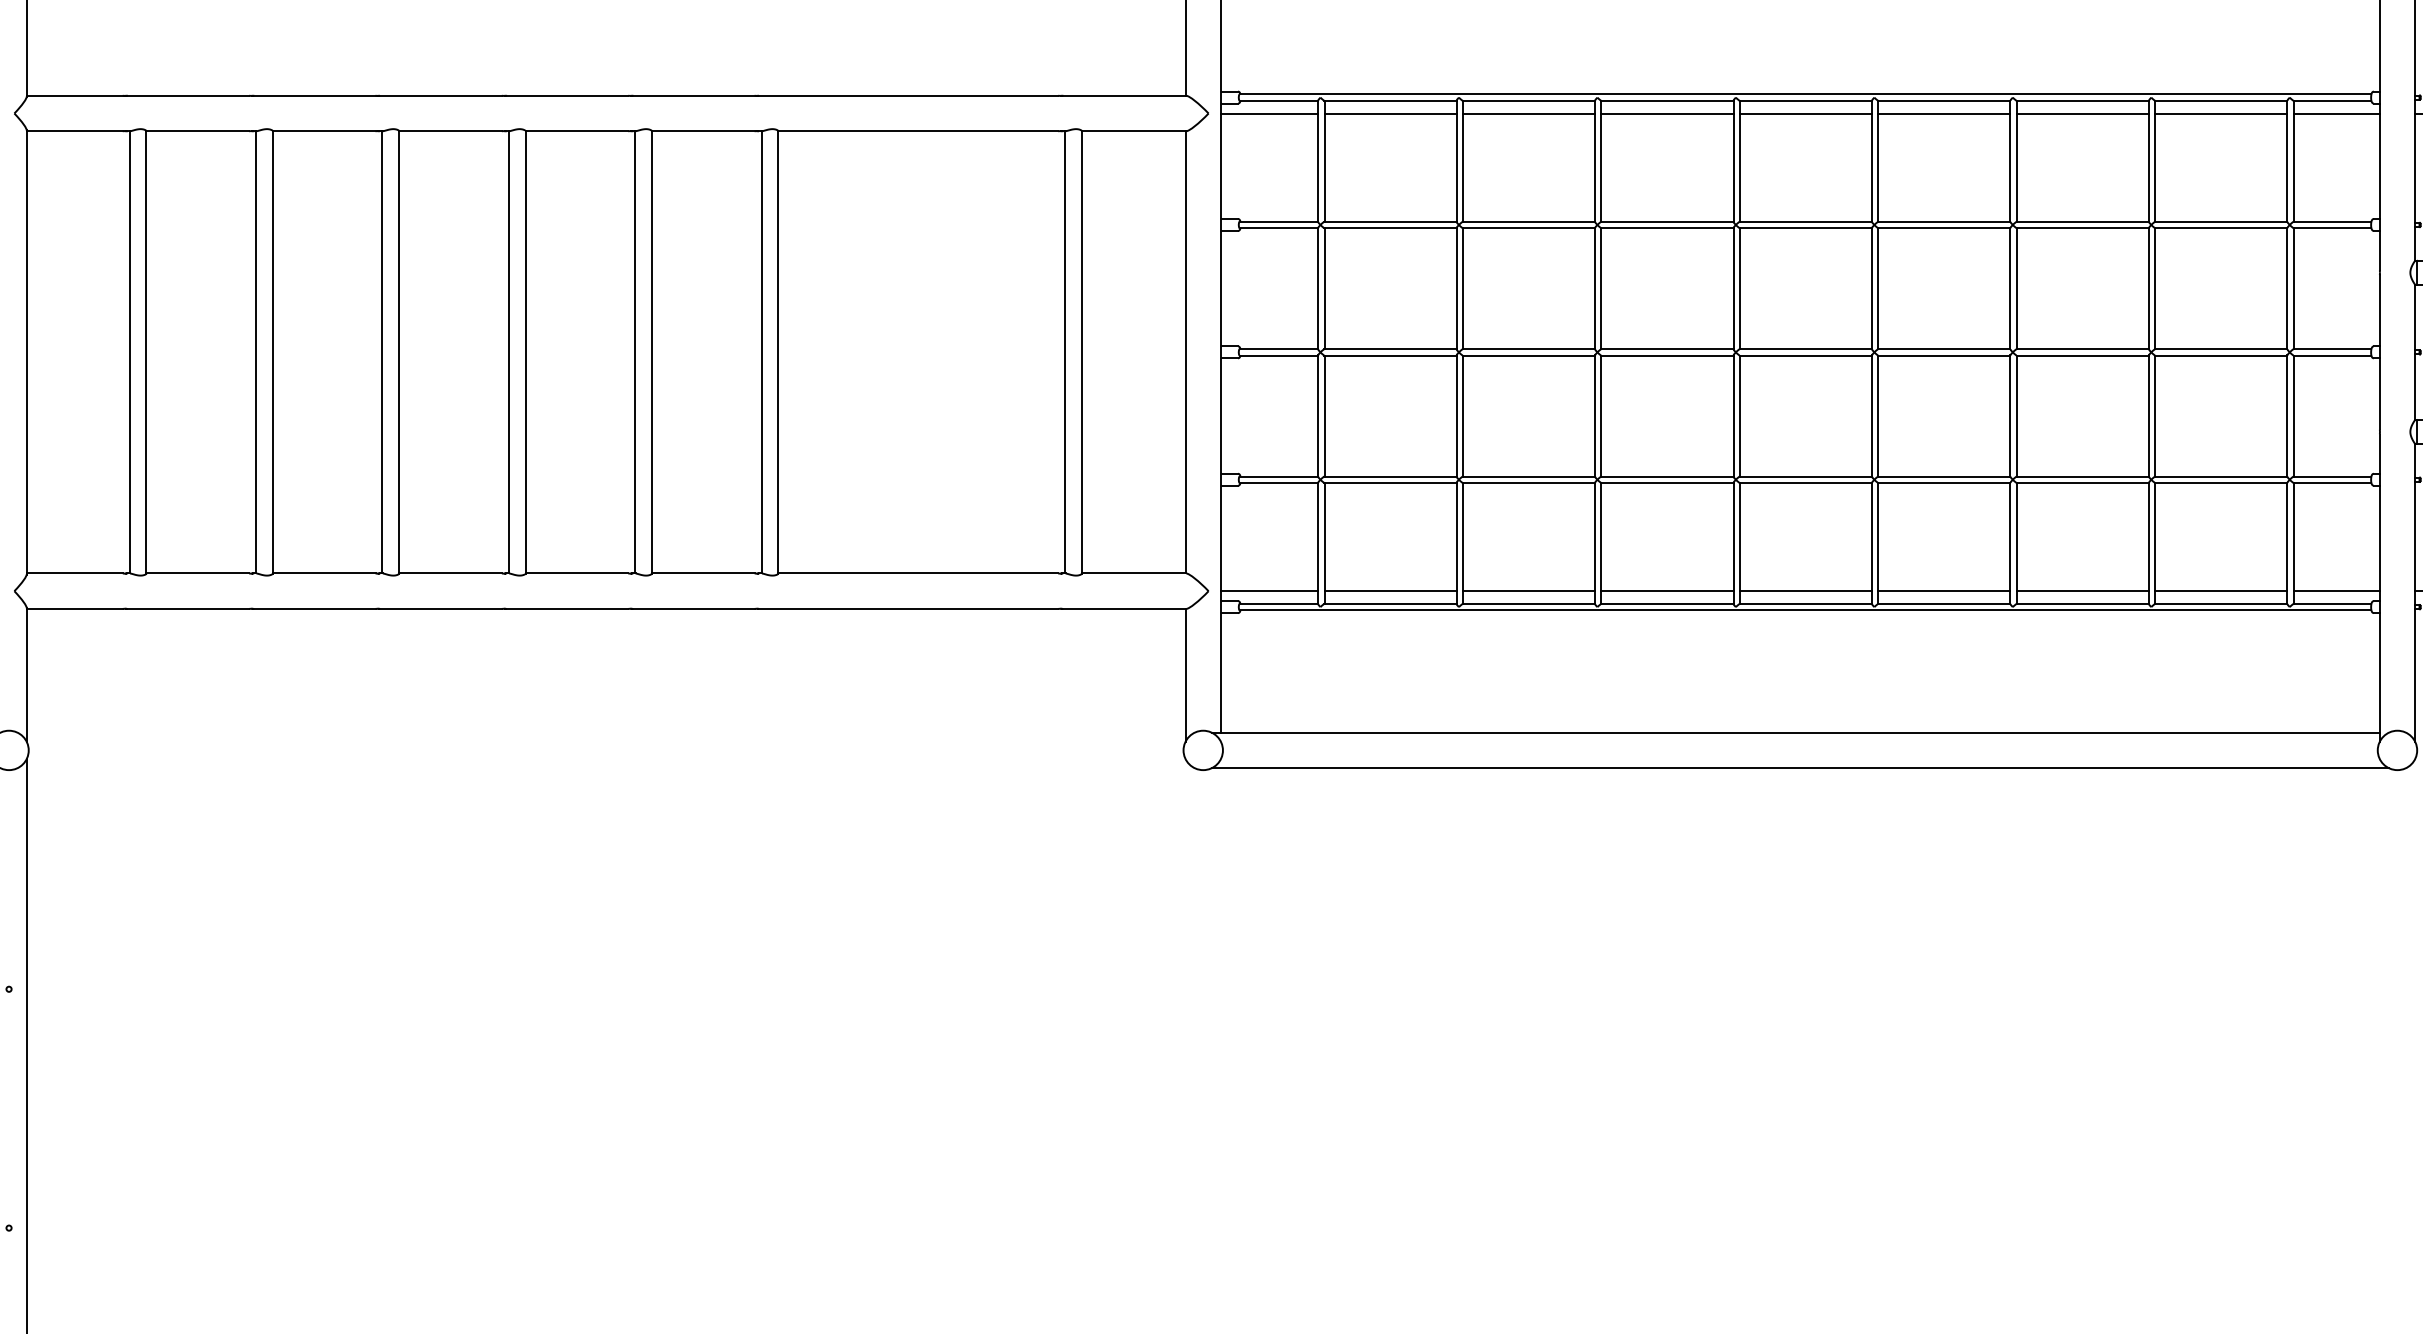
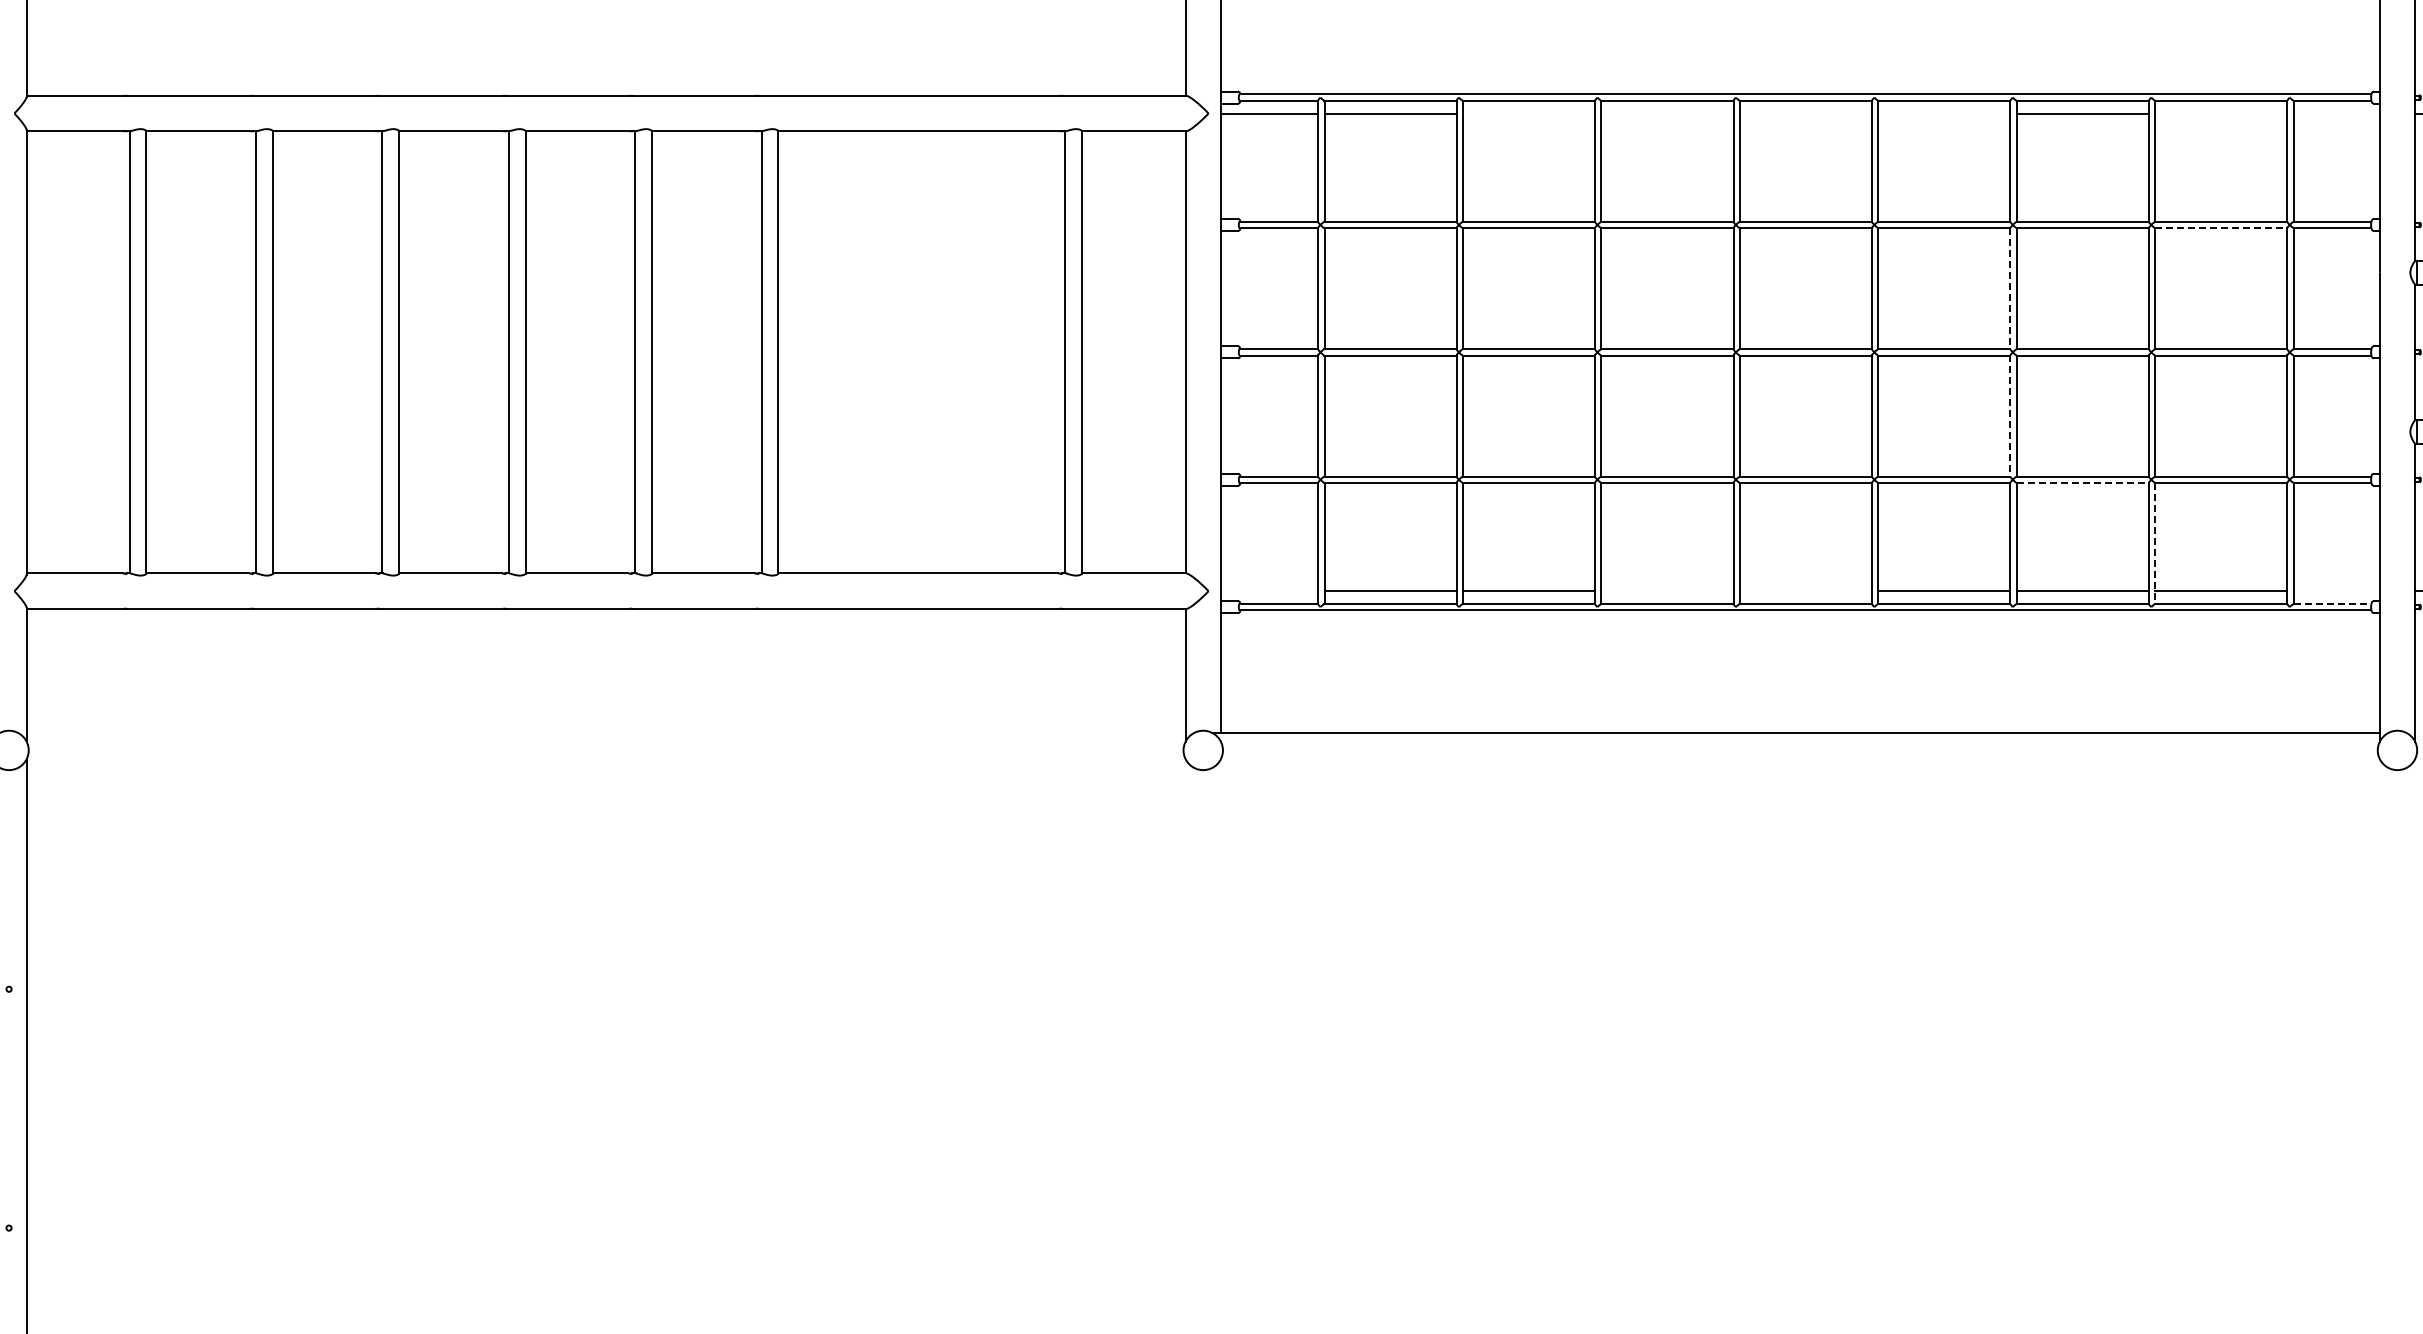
line: present -> none (1528, 113)
line: present -> none (1667, 113)
line: present -> none (1805, 113)
line: present -> none (1944, 113)
line: present -> none (2221, 113)
line: present -> none (2336, 113)
line: solid -> dashed (2221, 228)
line: solid -> dashed (2010, 288)
line: solid -> dashed (2010, 416)
line: solid -> dashed (2083, 482)
line: solid -> dashed (2155, 543)
line: present -> none (1269, 591)
line: present -> none (1667, 591)
line: present -> none (1805, 591)
line: present -> none (2336, 591)
line: solid -> dashed (2332, 603)
line: present -> none (1799, 768)
